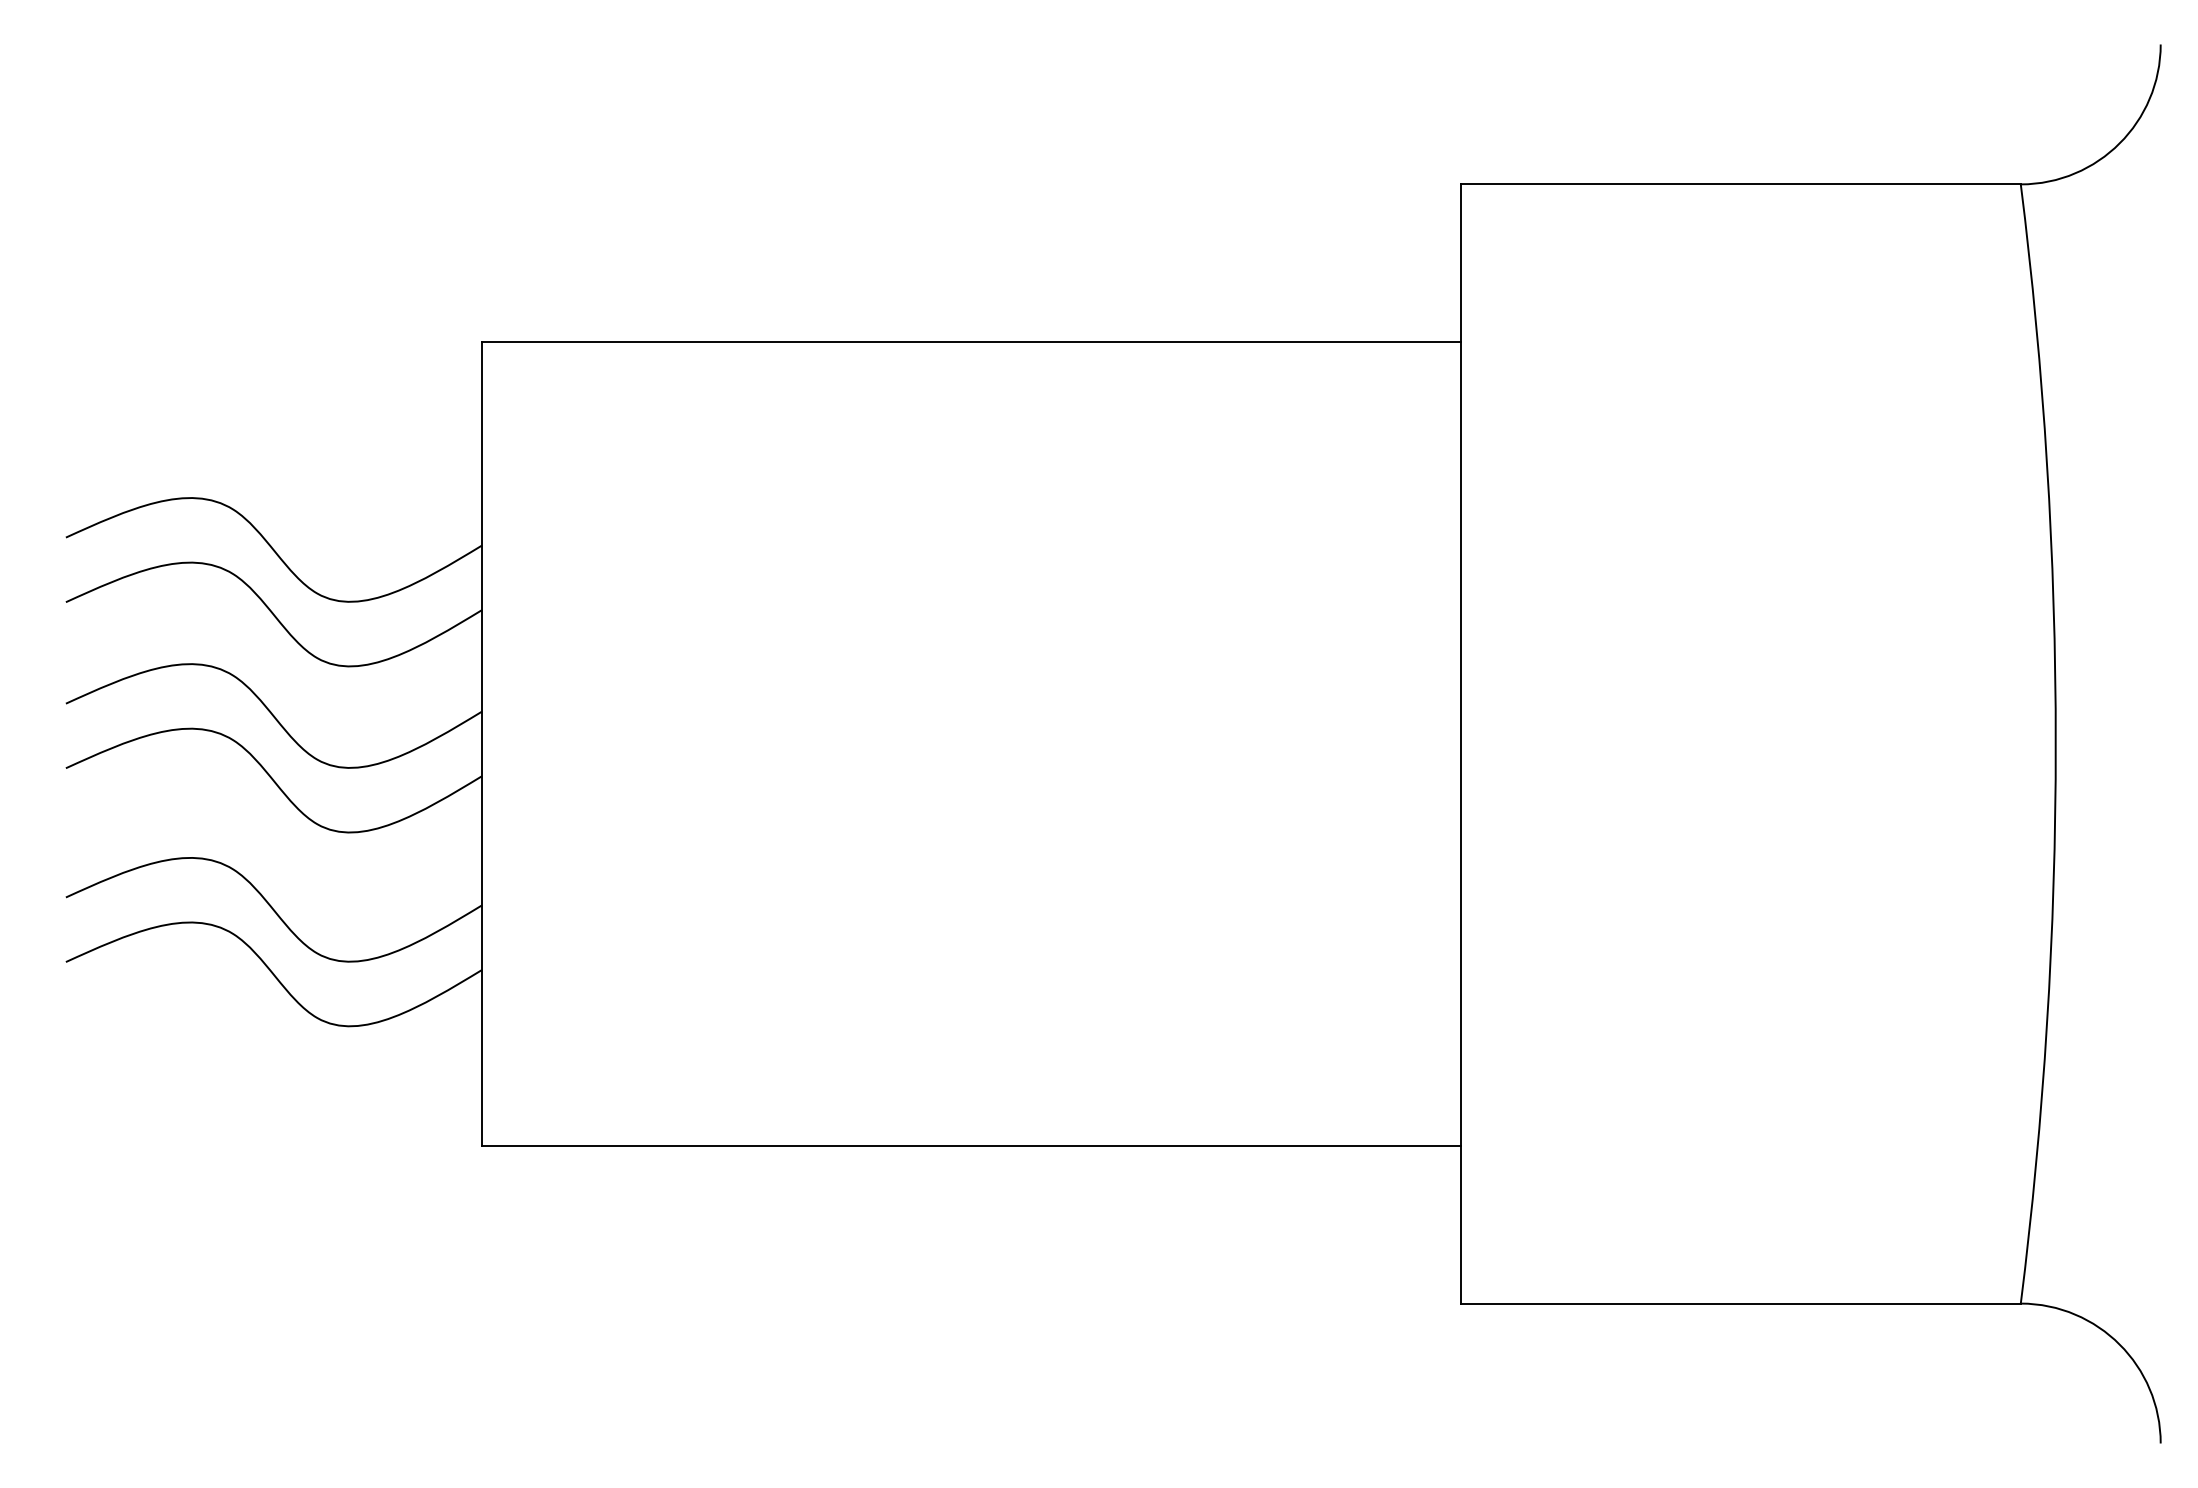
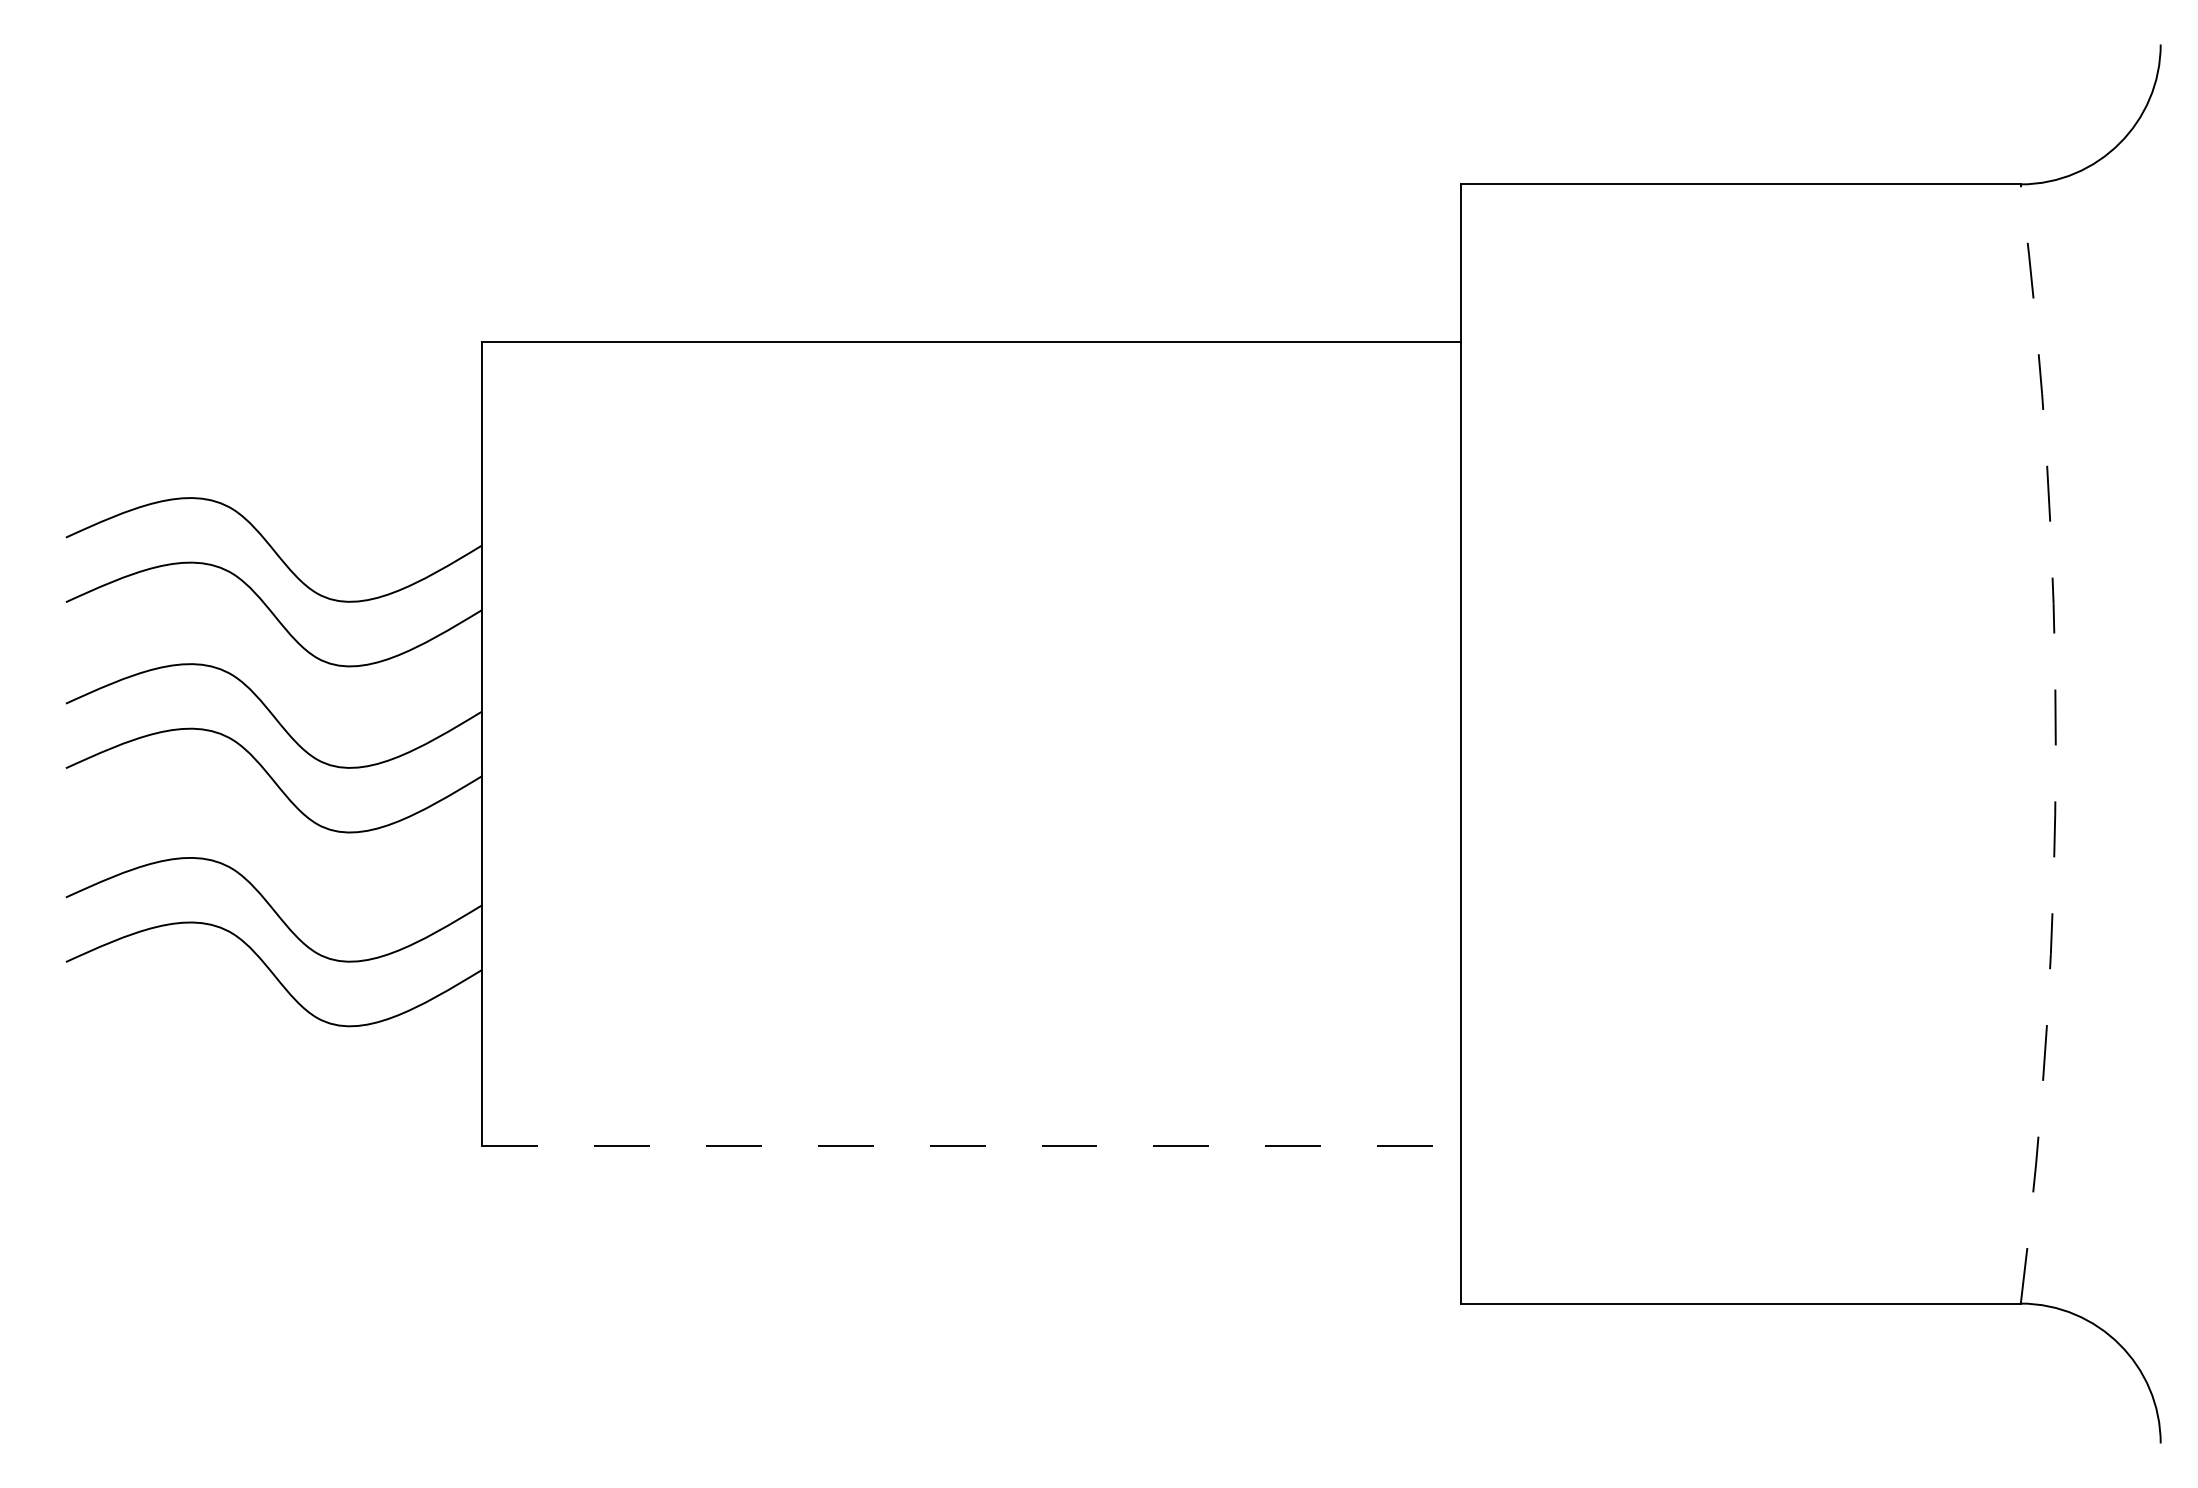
arc: solid -> dashed (2055, 744)
line: solid -> dashed (971, 1146)
